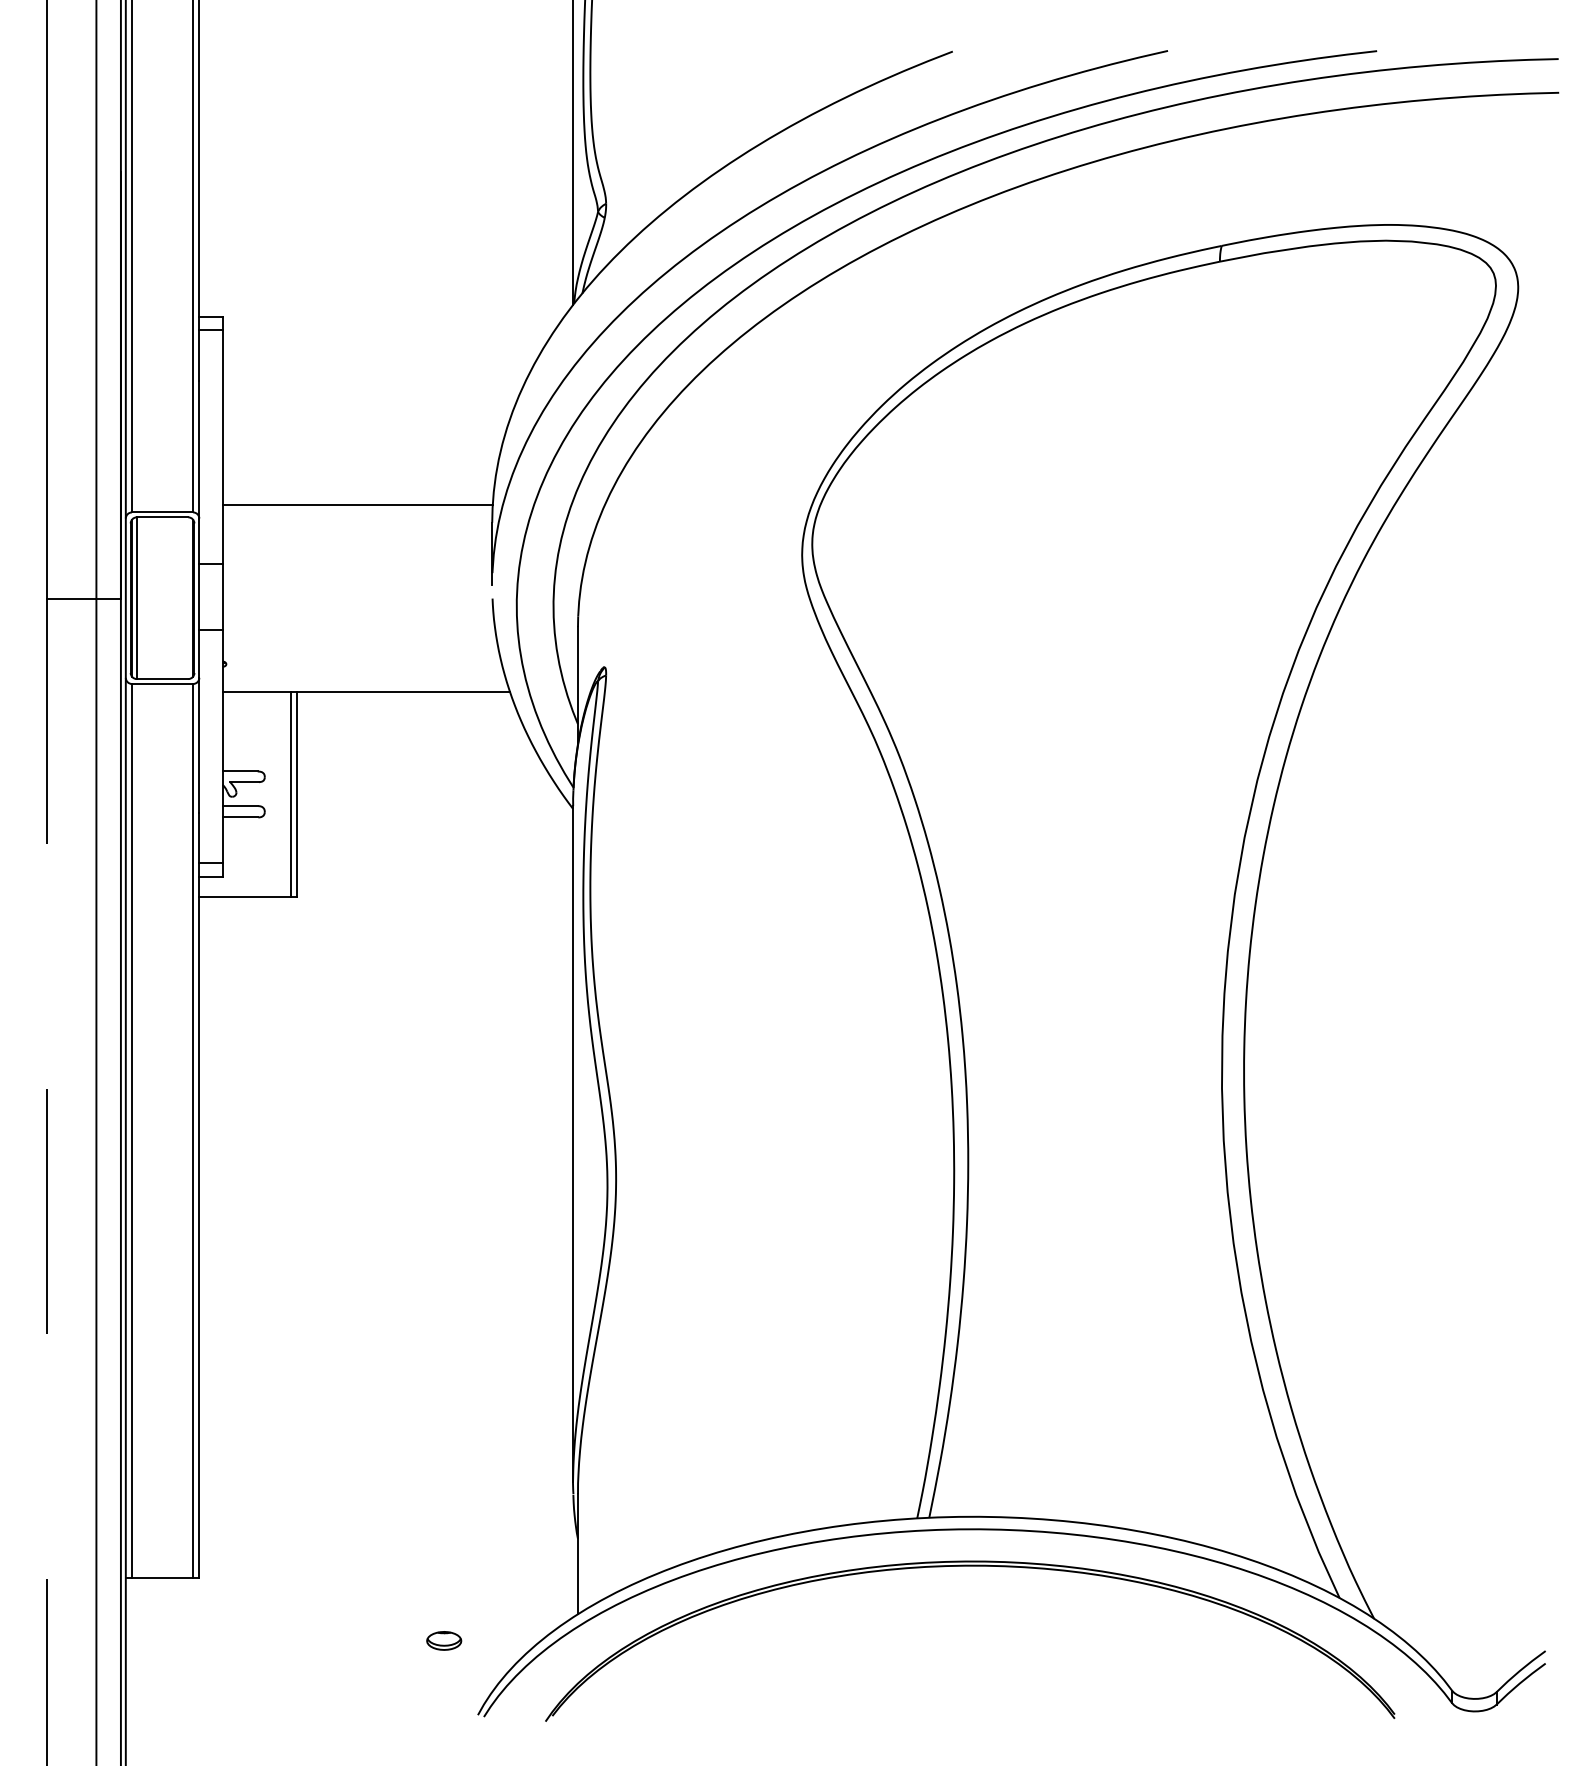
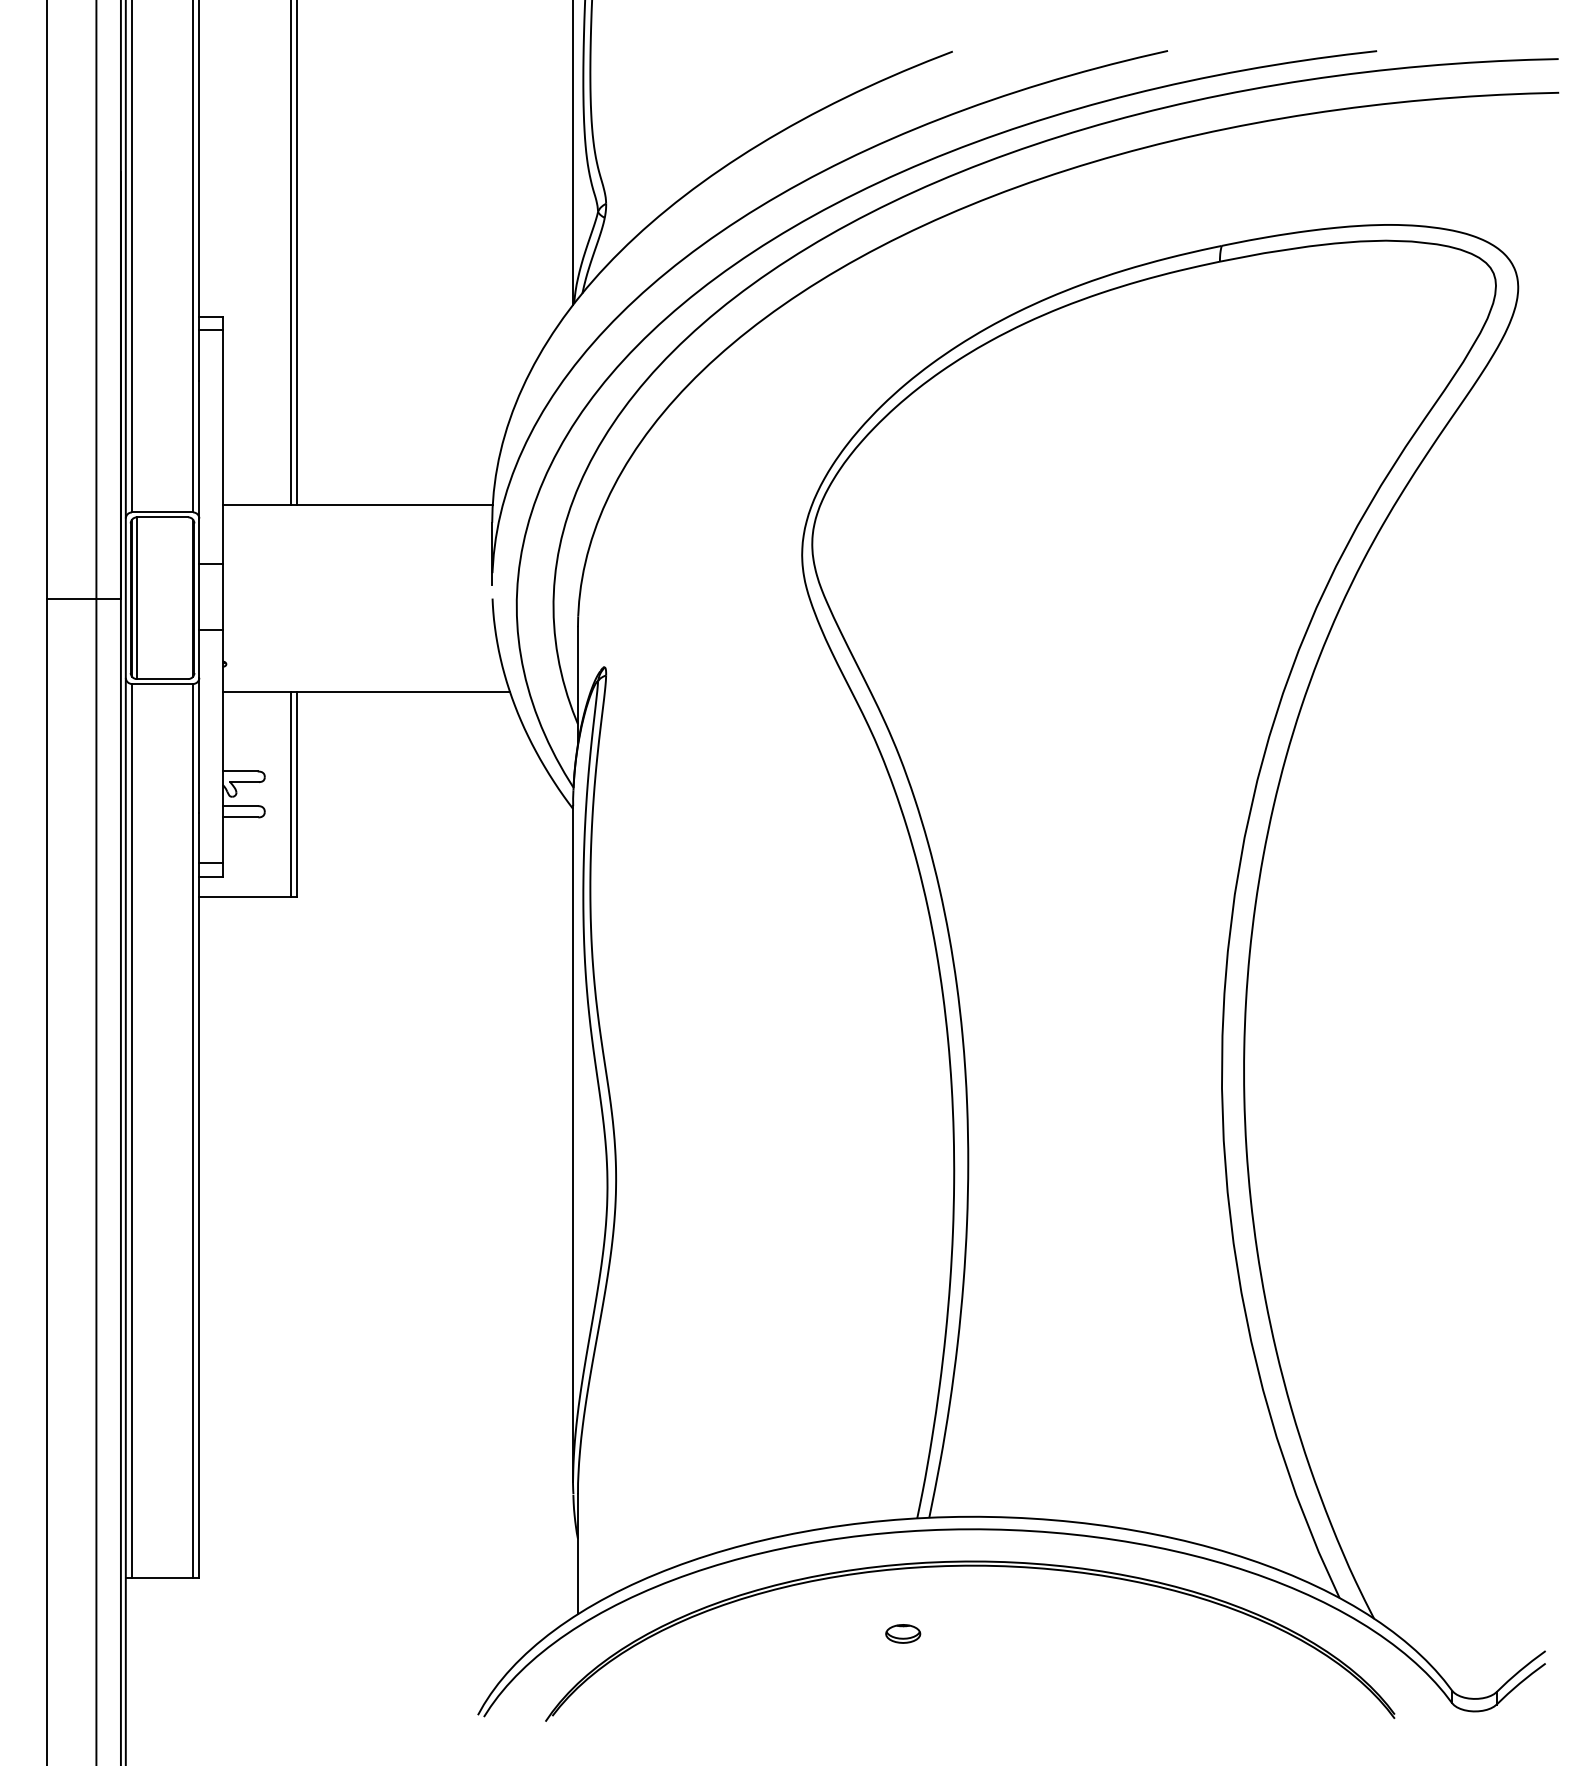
line: none -> present (291, 253)
line: none -> present (297, 253)
line: dashed -> solid (47, 1182)
part position: (444, 1640) -> (903, 1633) (903, 1633)
